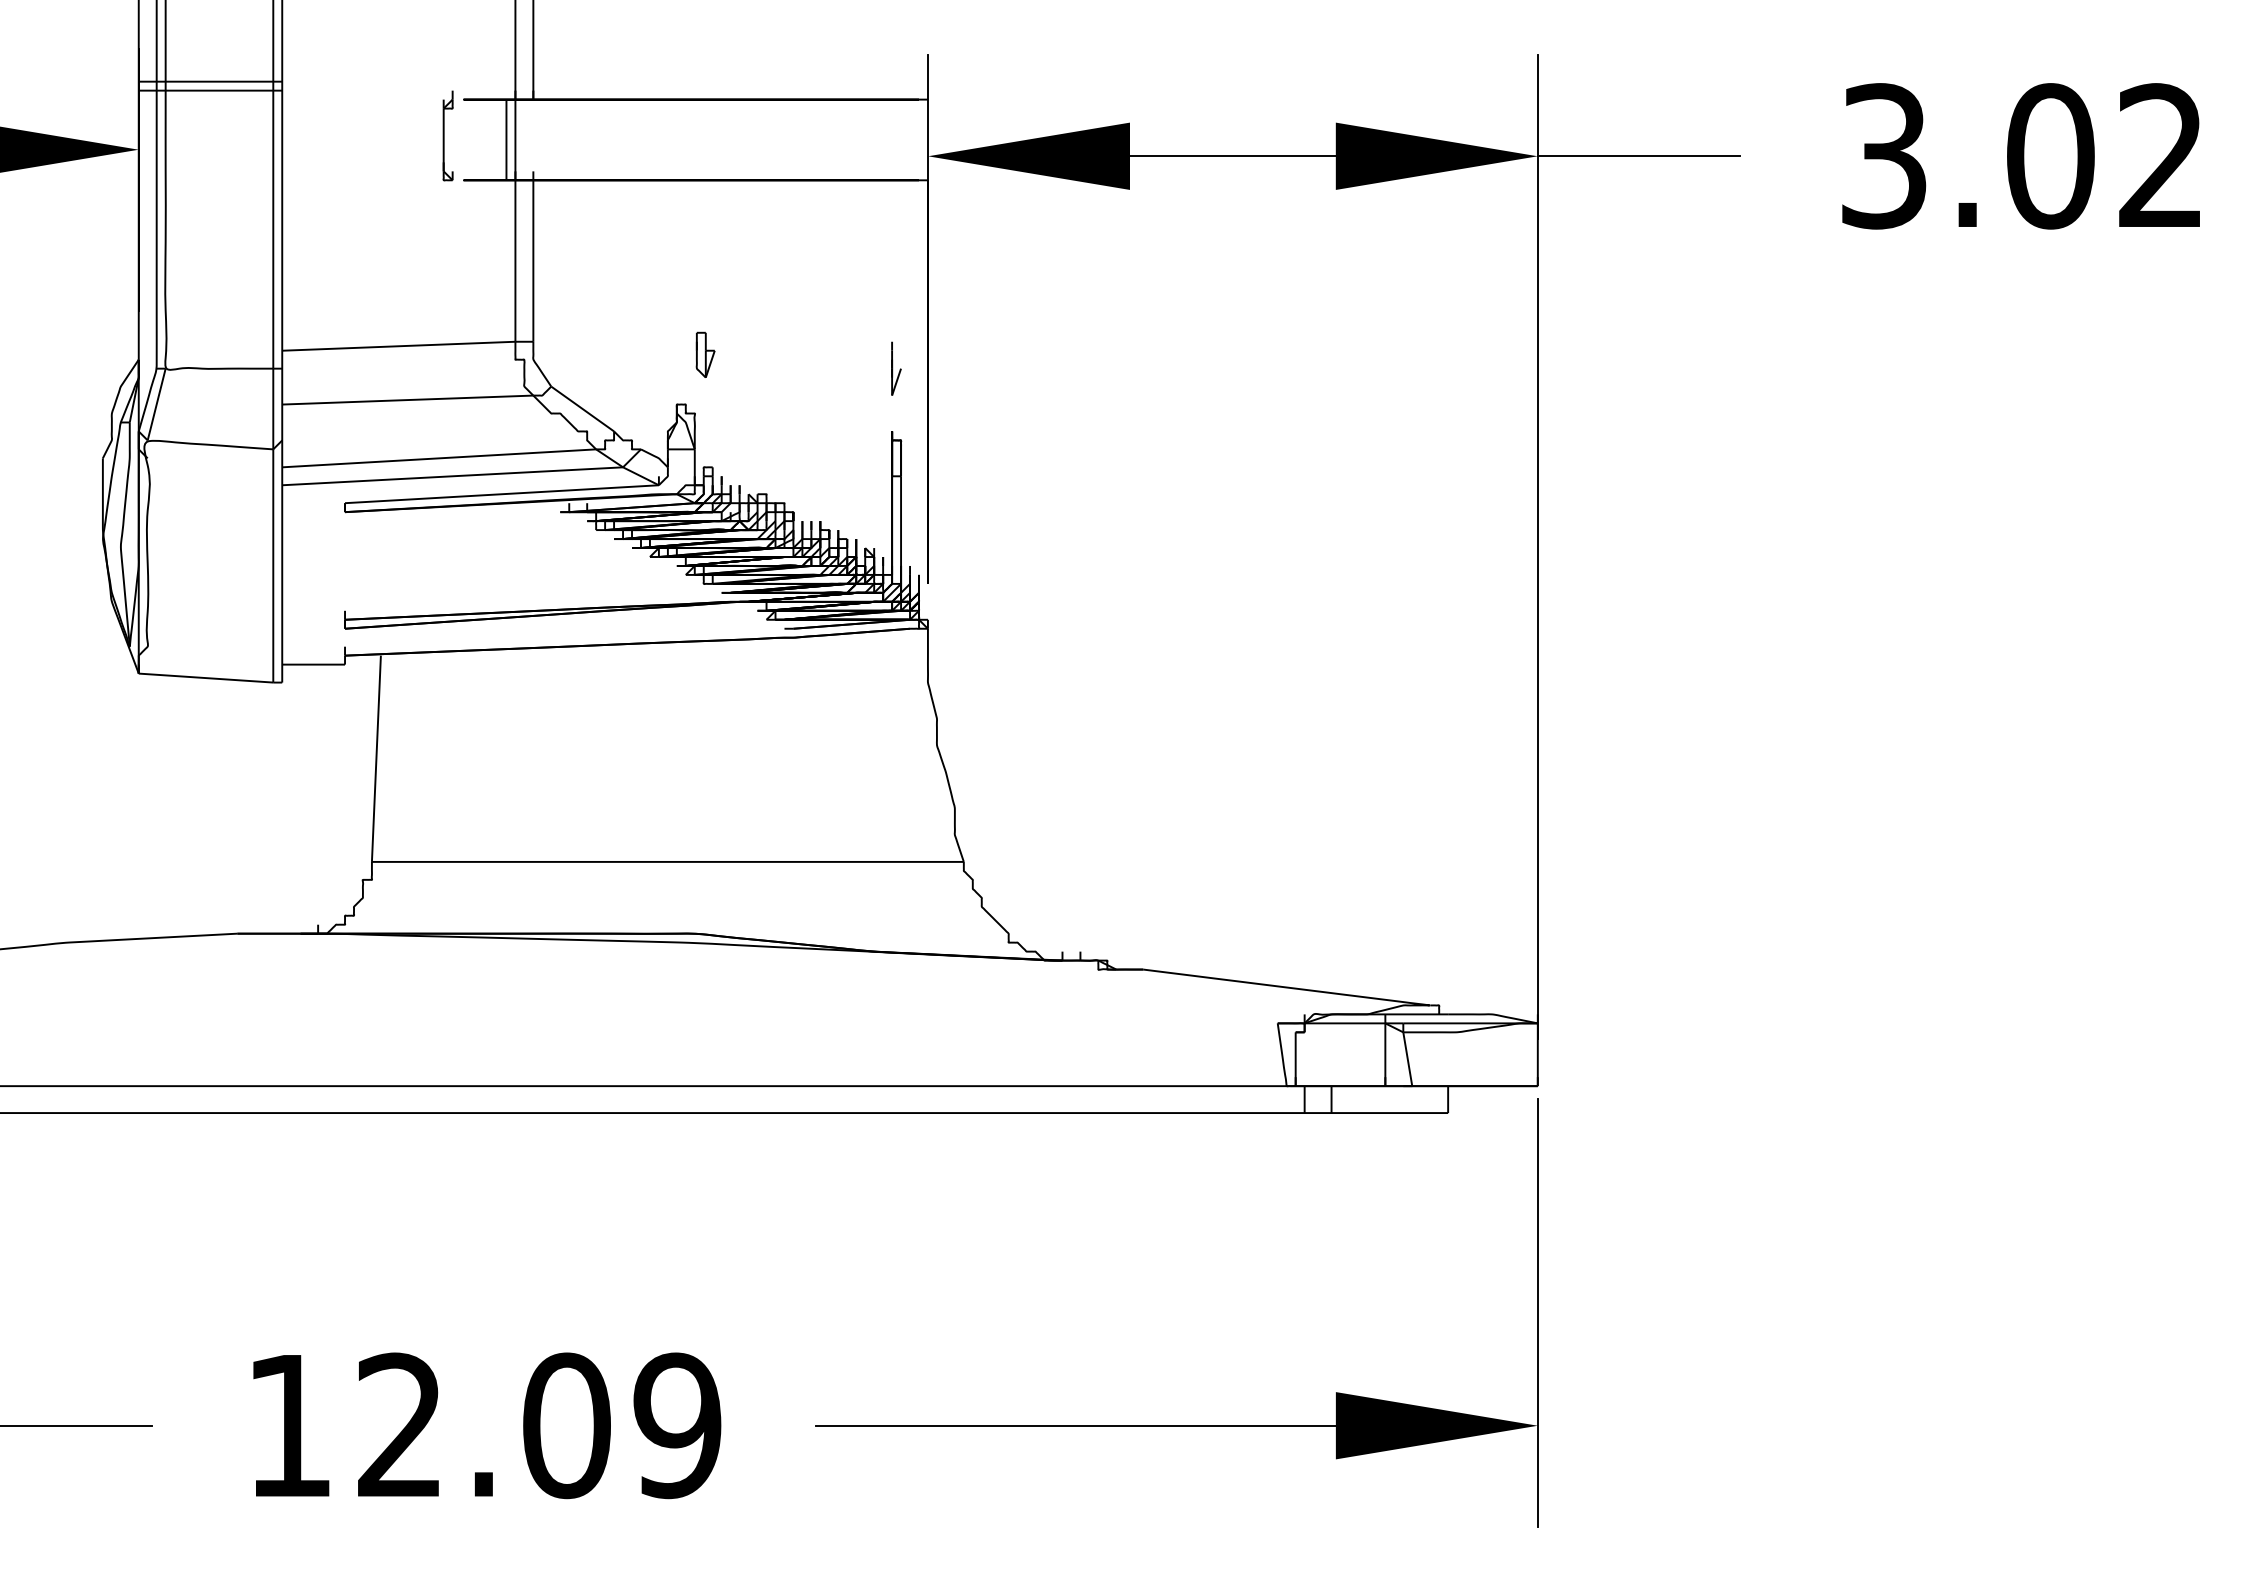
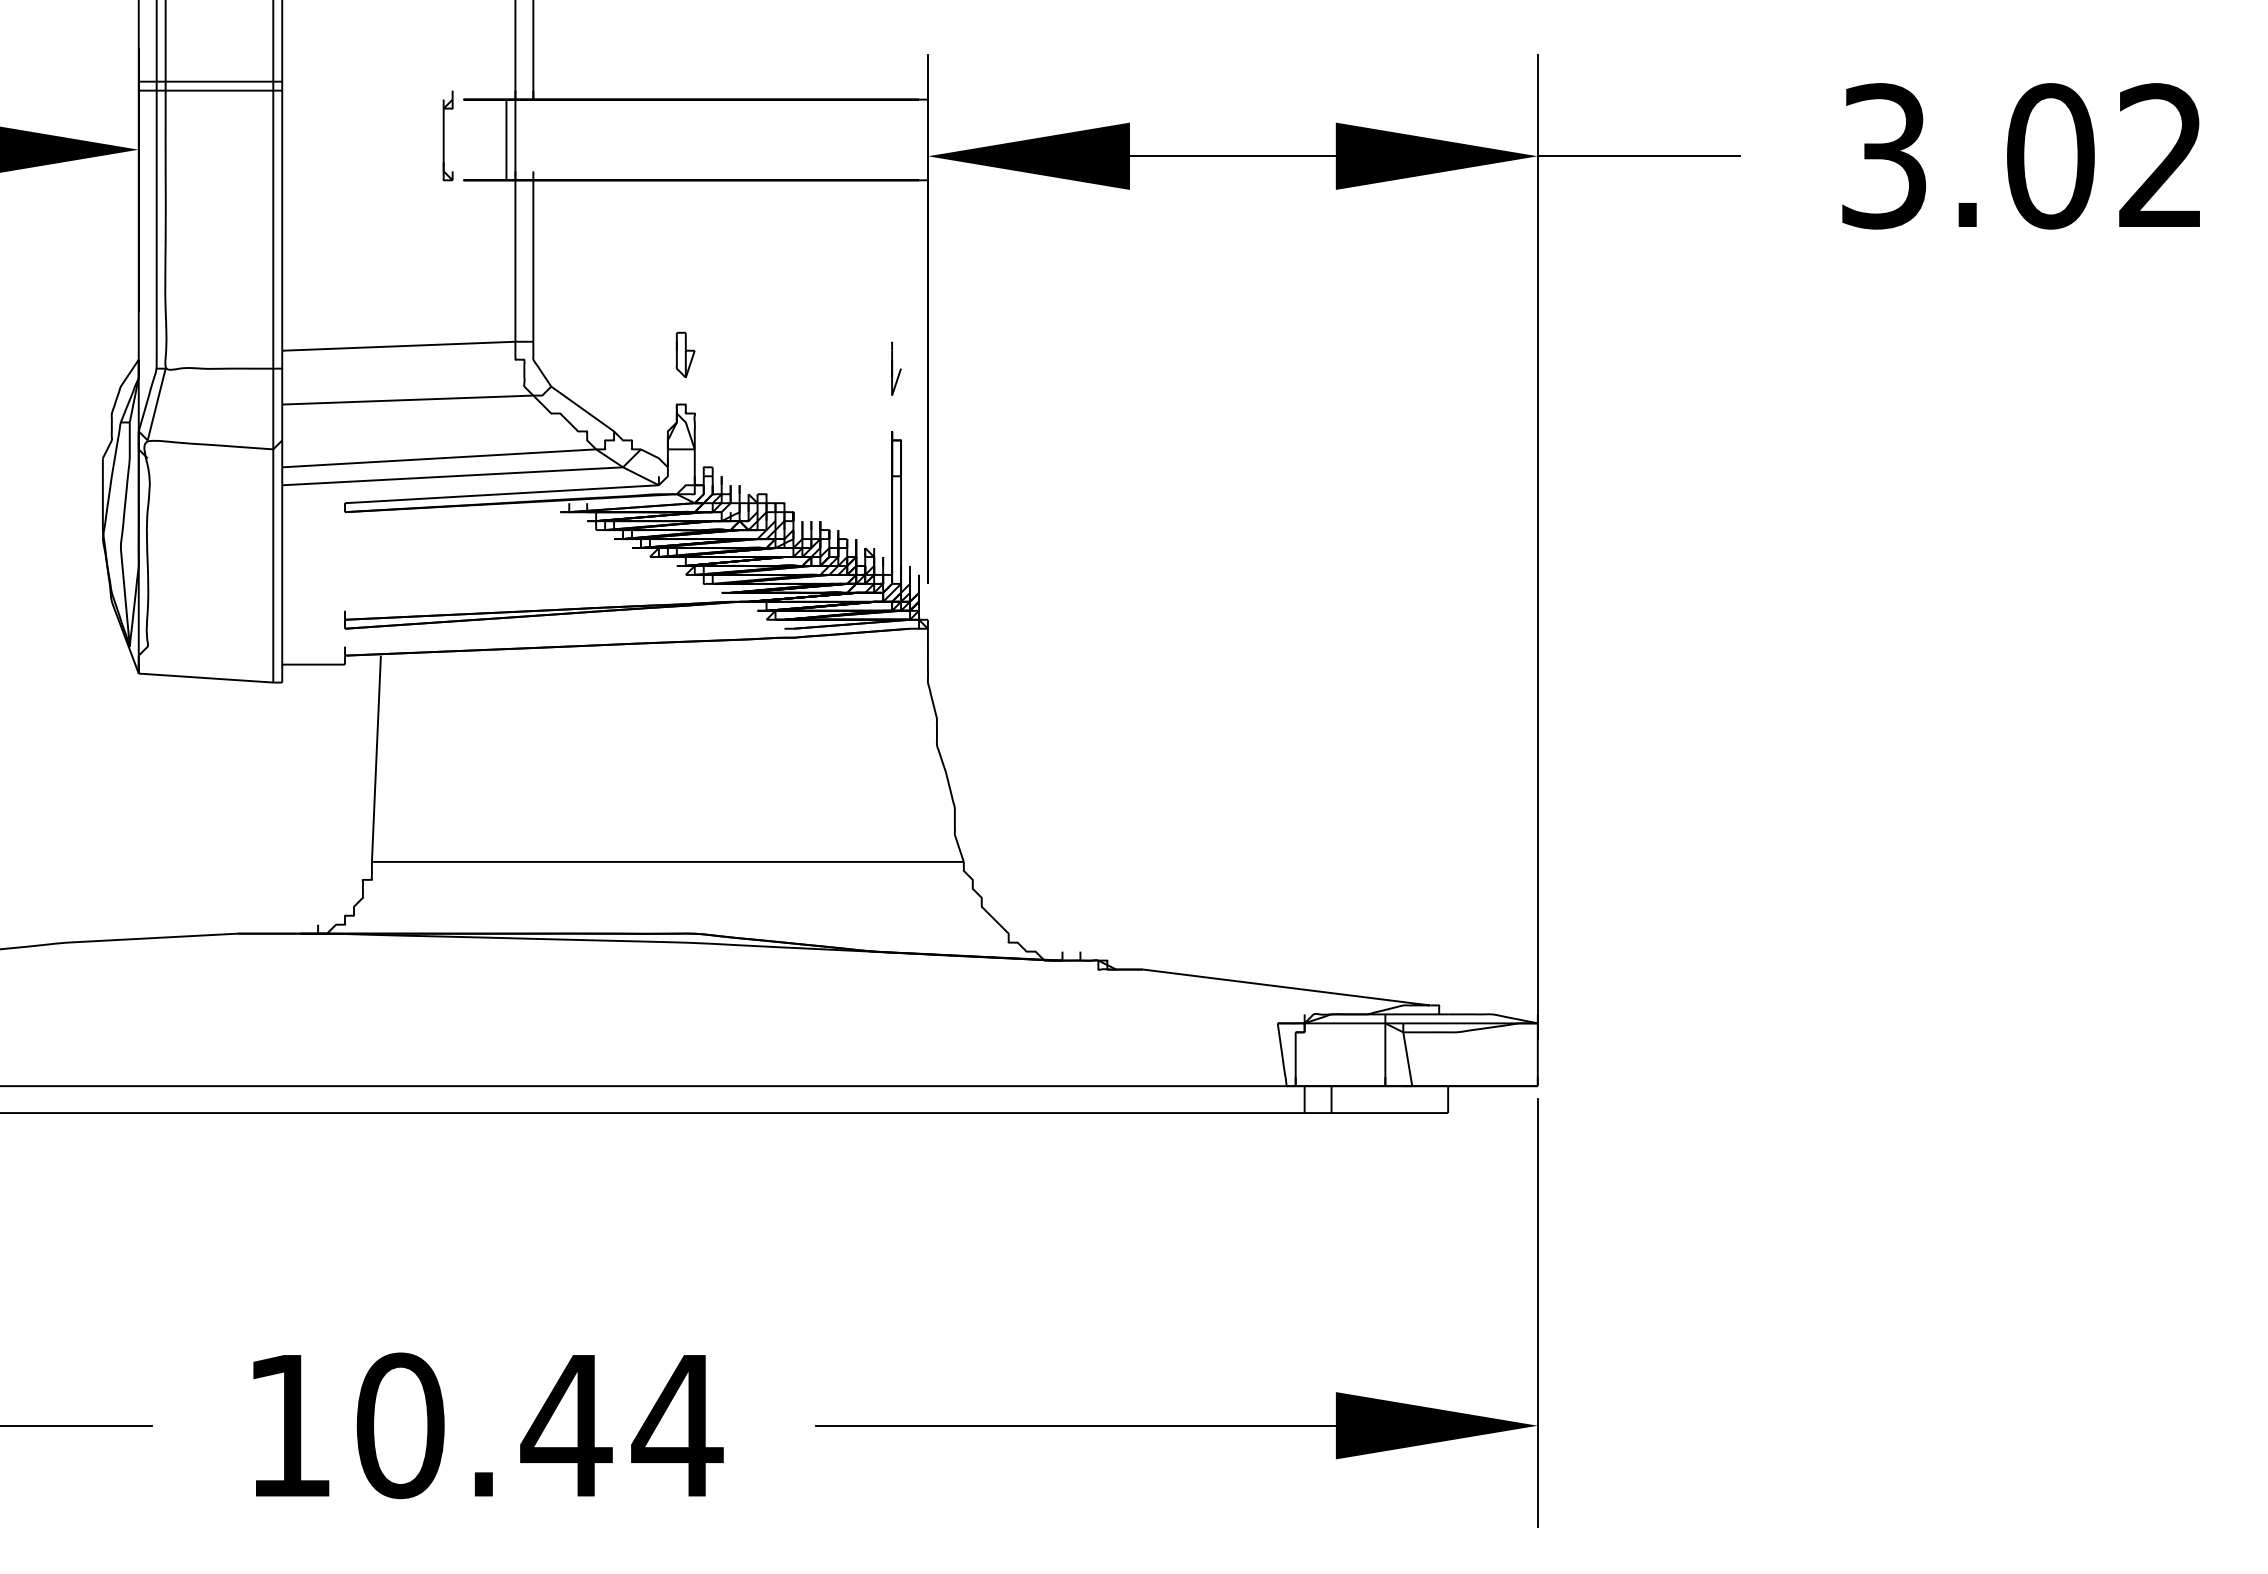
part position: (705, 354) -> (685, 354) (685, 354)
text: 12.09 -> 10.44 (539, 1425)
